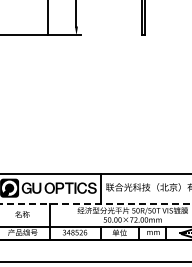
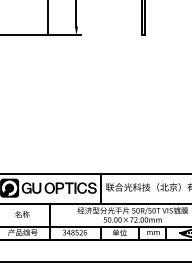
line: dashed -> solid (96, 203)
